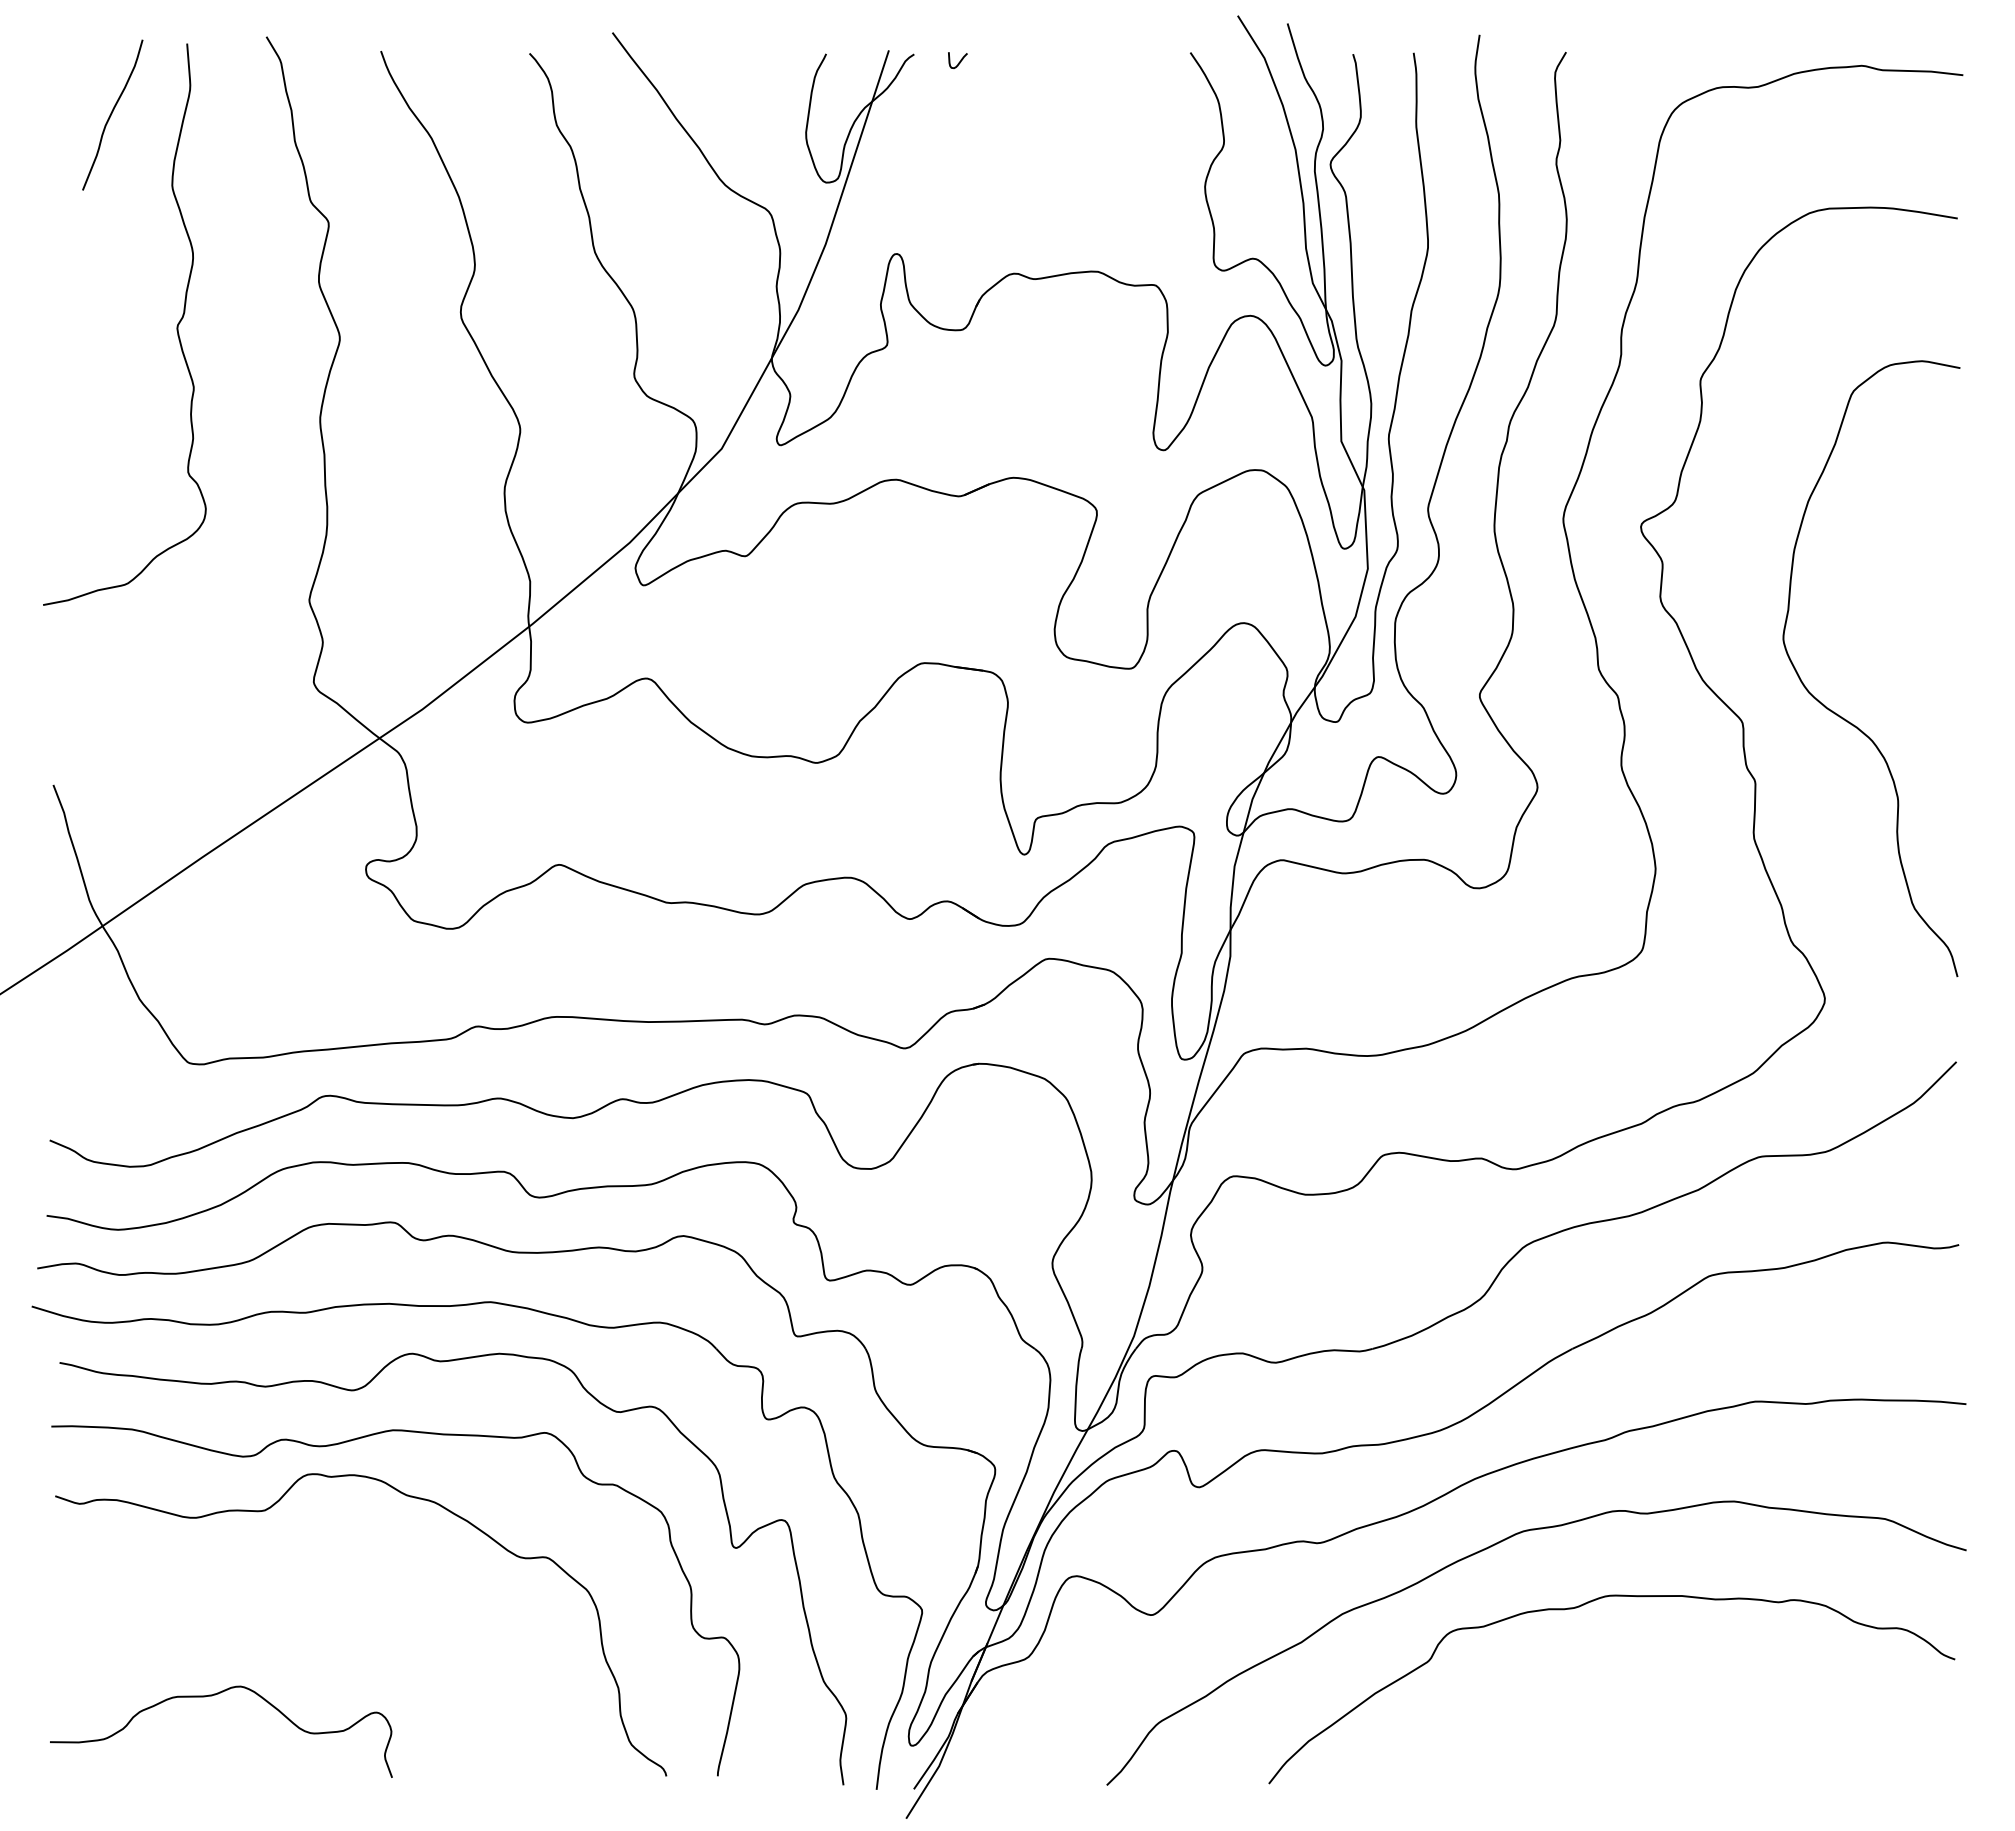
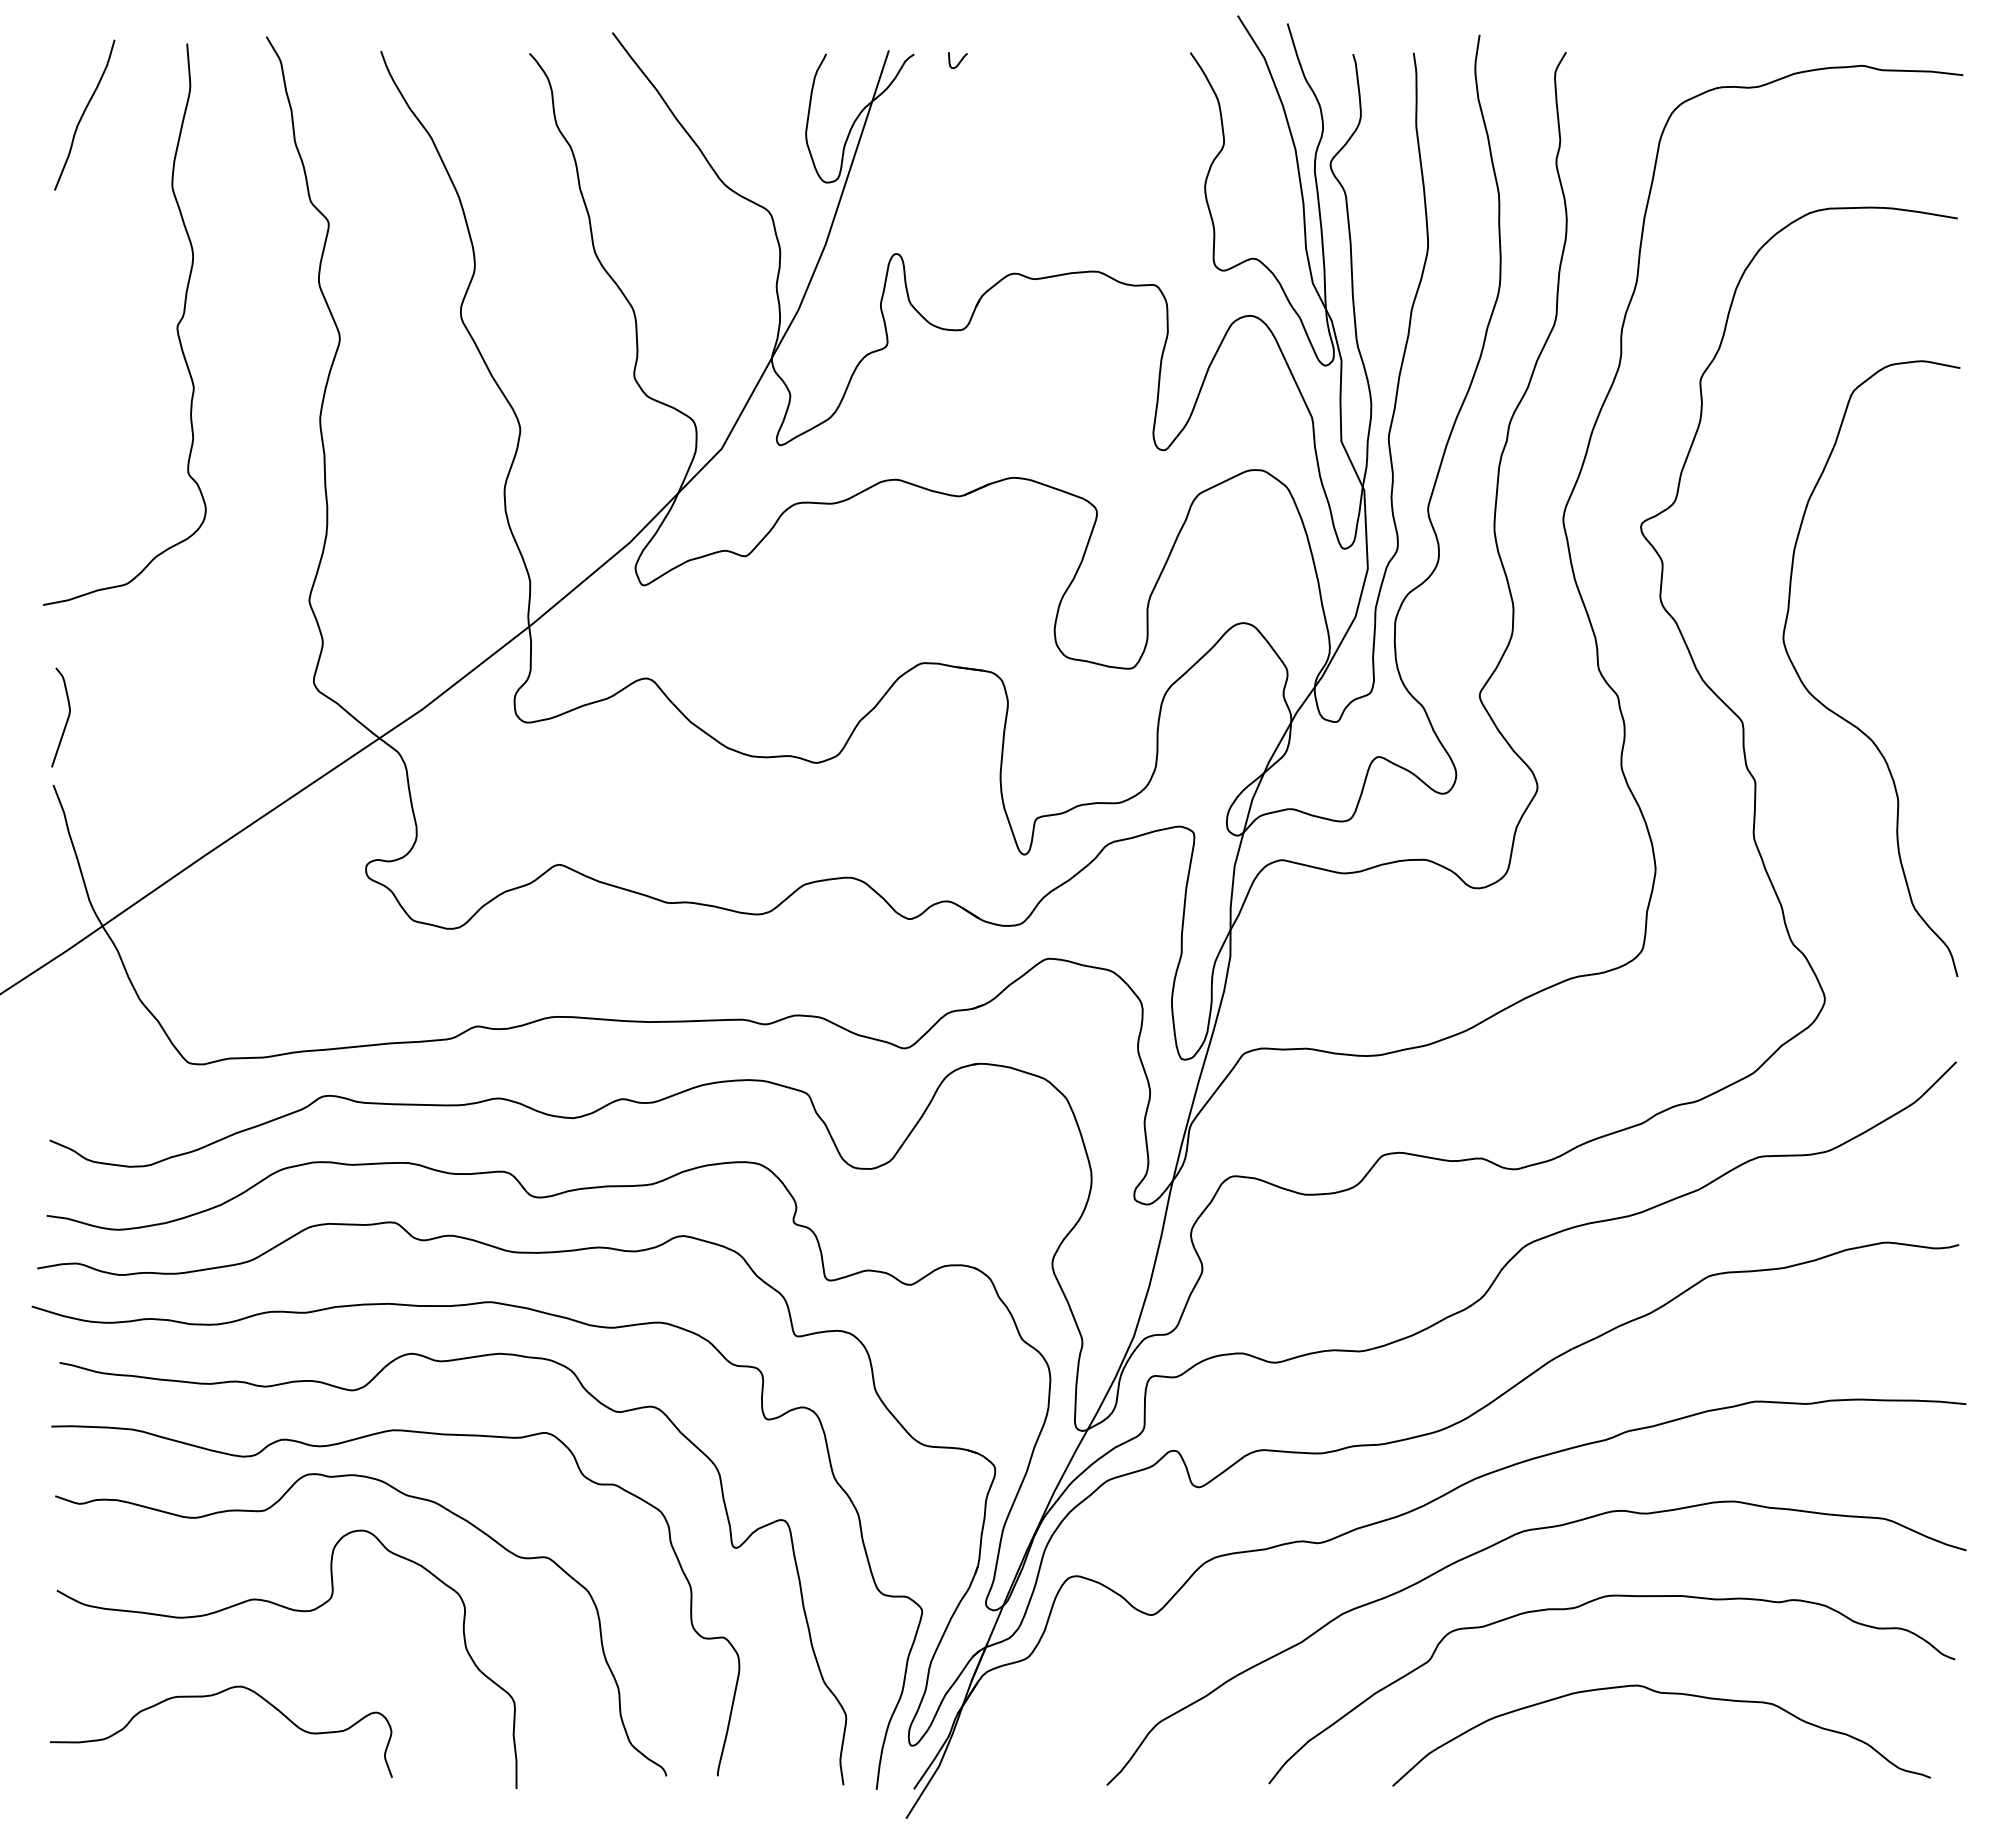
curve position: (112, 113) -> (84, 113) (84, 113)
curve: none -> present (66, 719)
curve: none -> present (294, 1611)
curve: none -> present (1667, 1694)
